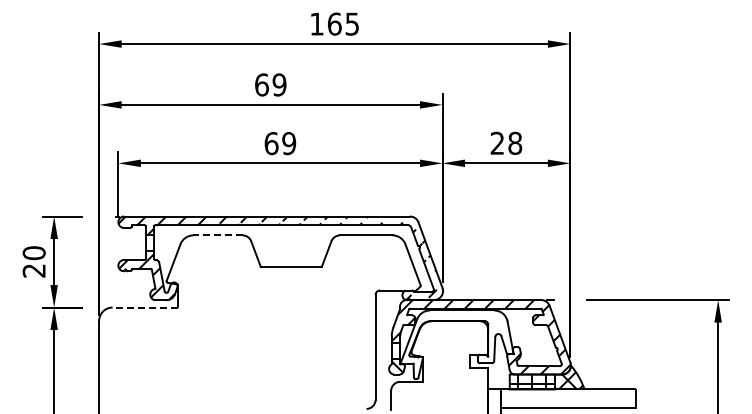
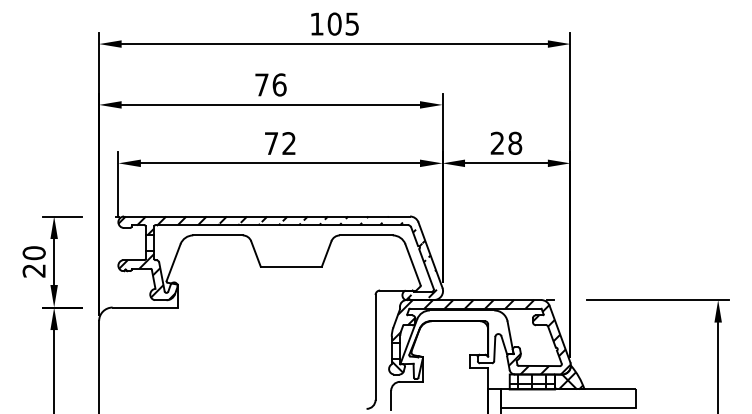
text: 165 -> 105 (334, 23)
text: 69 -> 76 (270, 84)
text: 69 -> 72 (280, 143)
line: dashed -> solid (218, 235)
line: dashed -> solid (145, 307)
